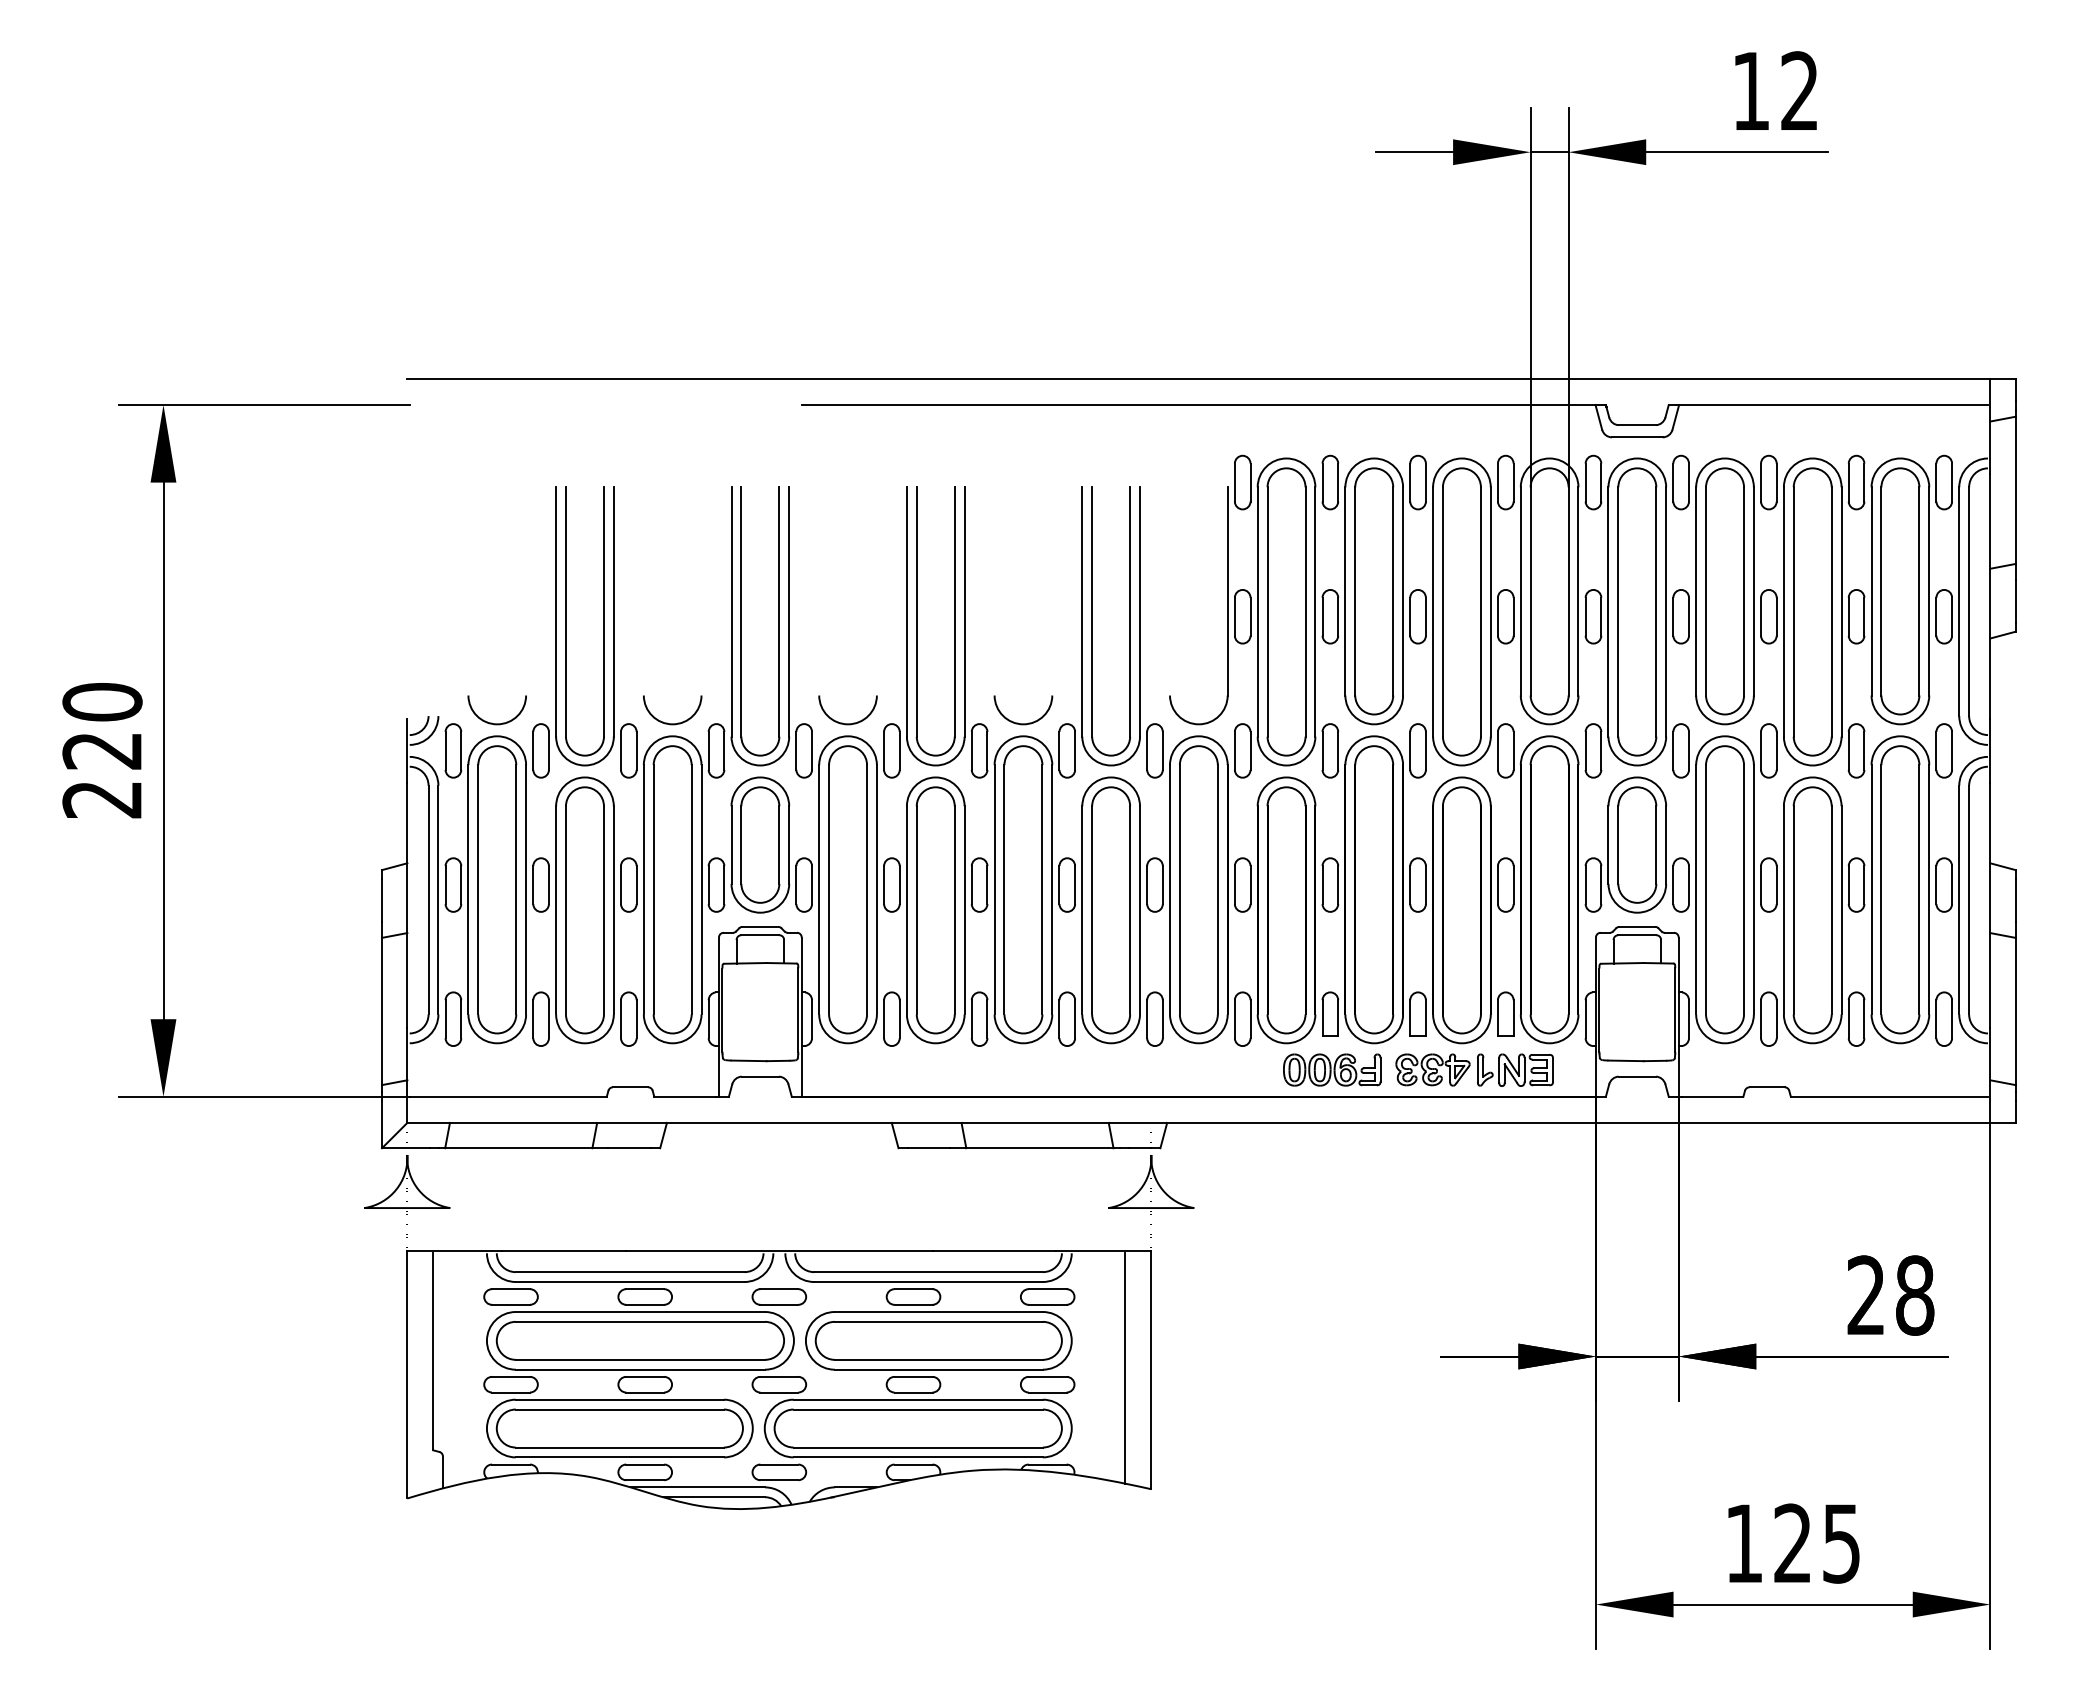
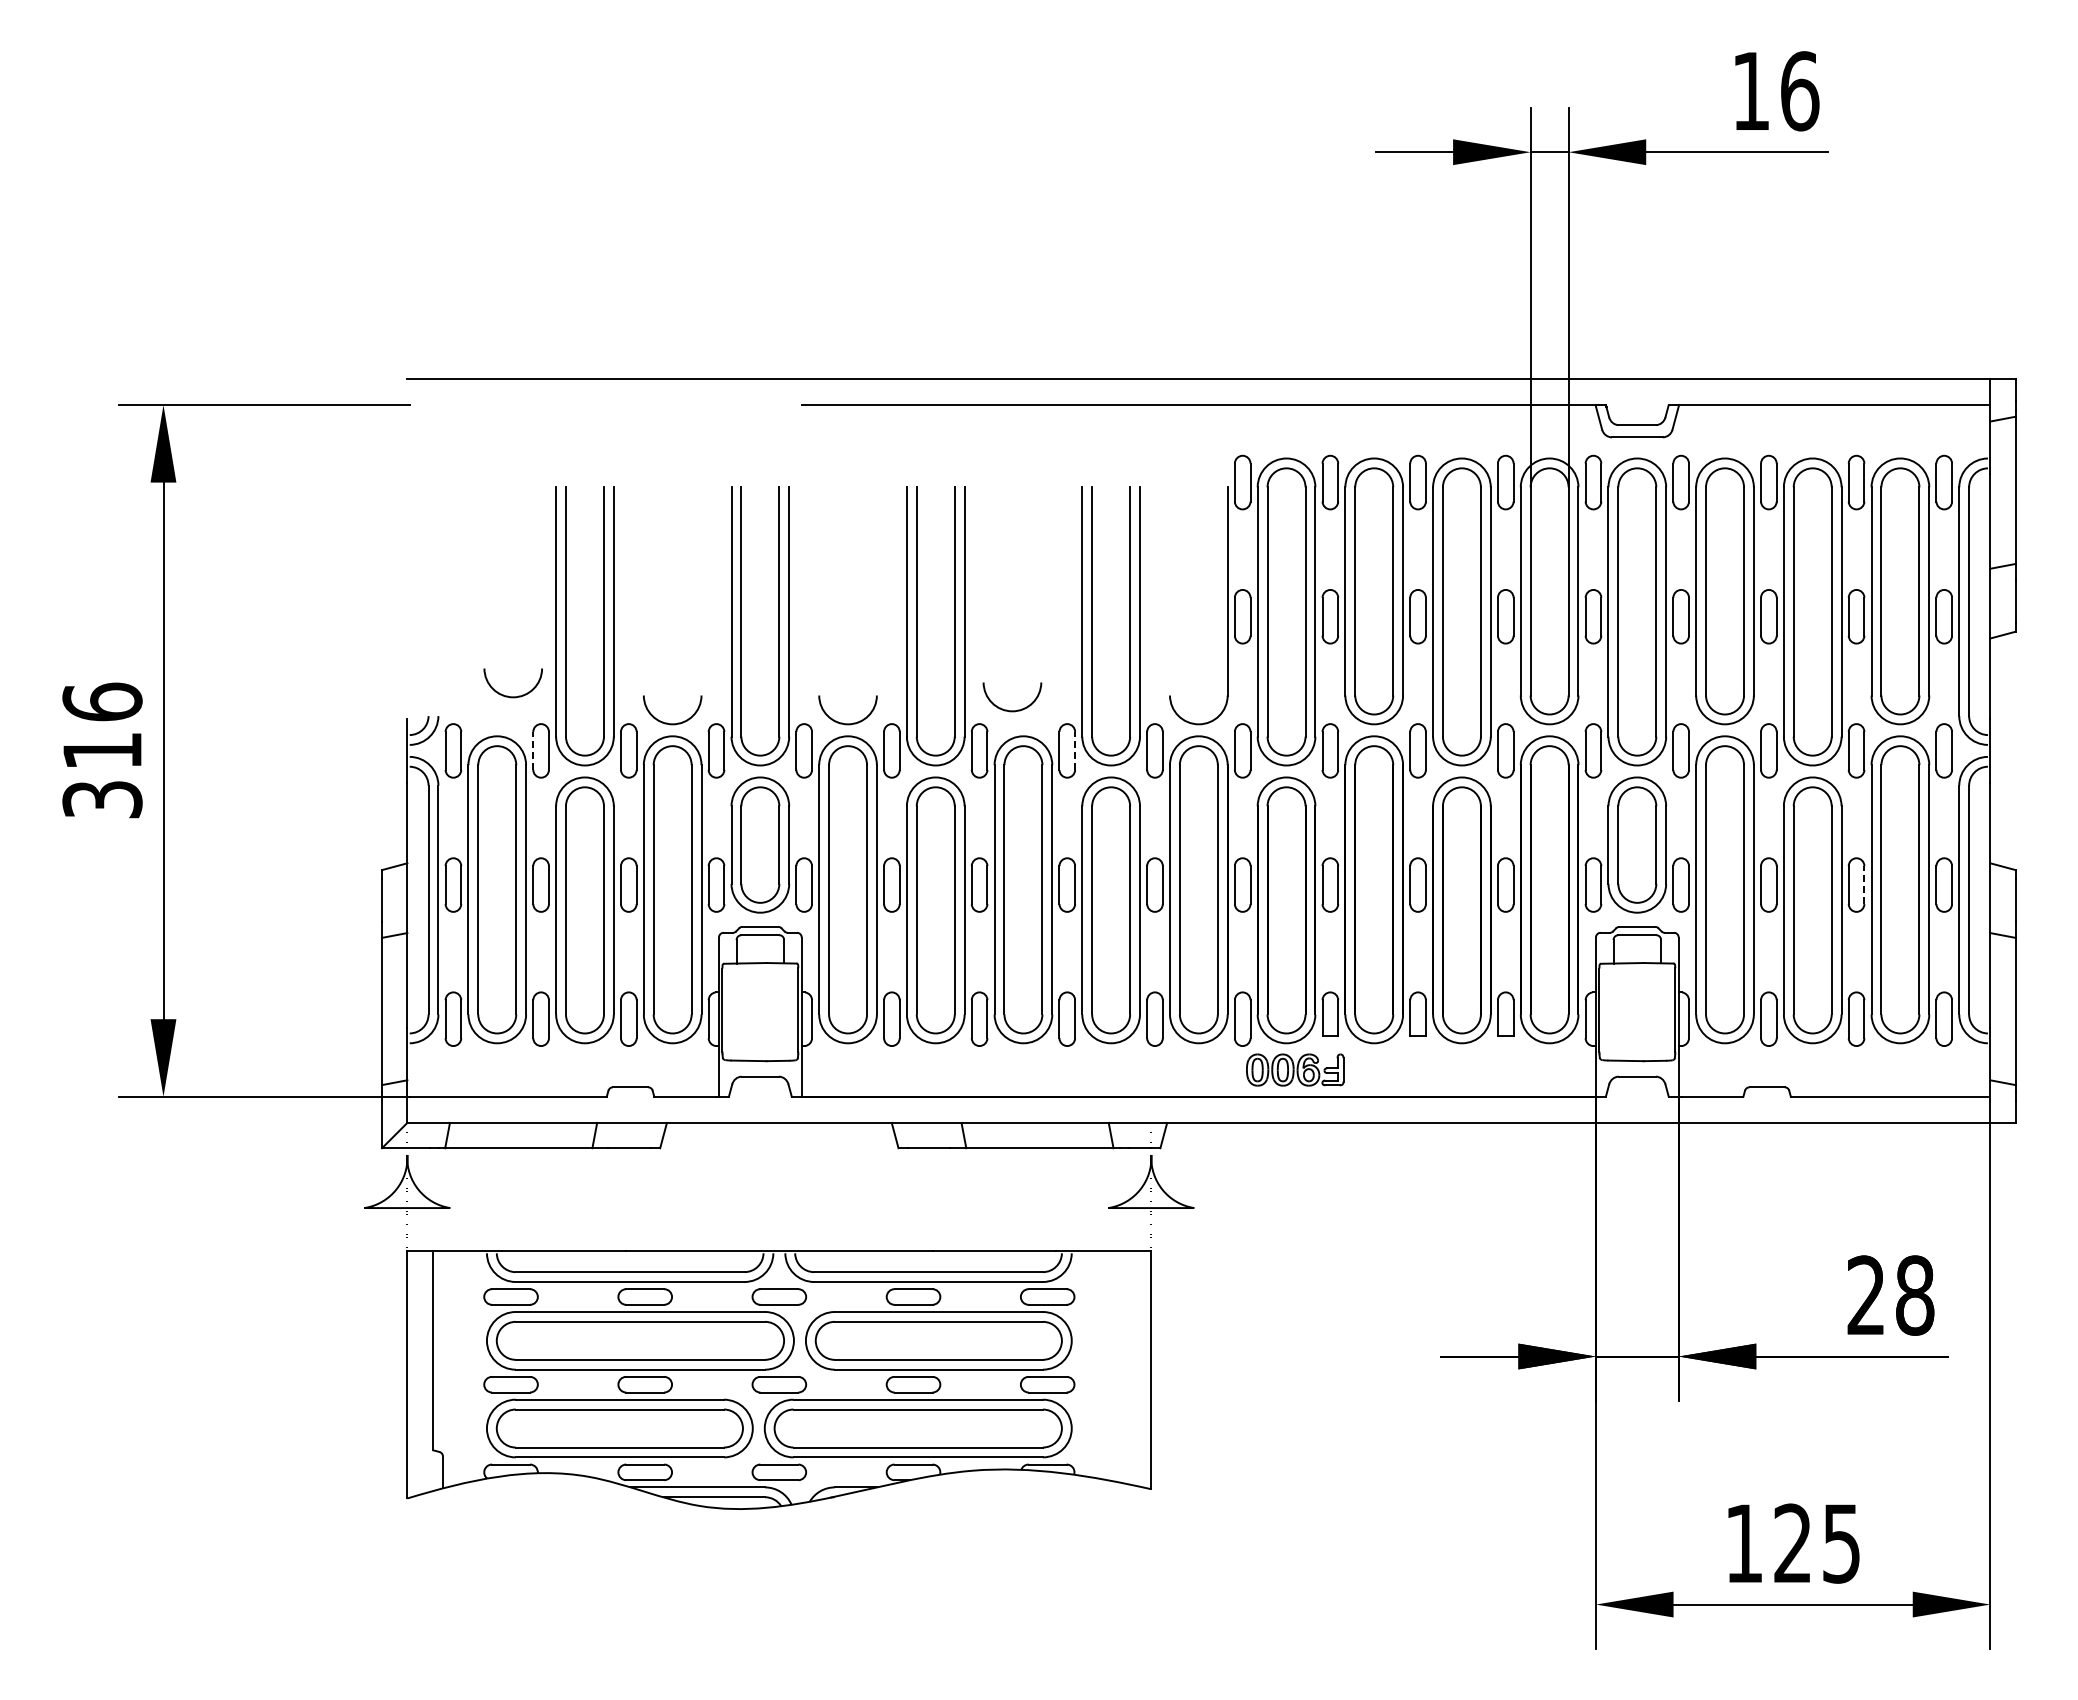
text: 12 -> 16 (1800, 91)
arc position: (491, 722) -> (507, 695) (507, 695)
arc position: (1018, 722) -> (1007, 709) (1007, 709)
text: 220 -> 316 (102, 750)
line: solid -> dashed (533, 750)
line: solid -> dashed (1075, 750)
line: solid -> dashed (1864, 885)
part position: (1332, 1069) -> (1295, 1069) (1295, 1069)
part: present -> none (1474, 1069)
line: present -> none (1125, 1368)
